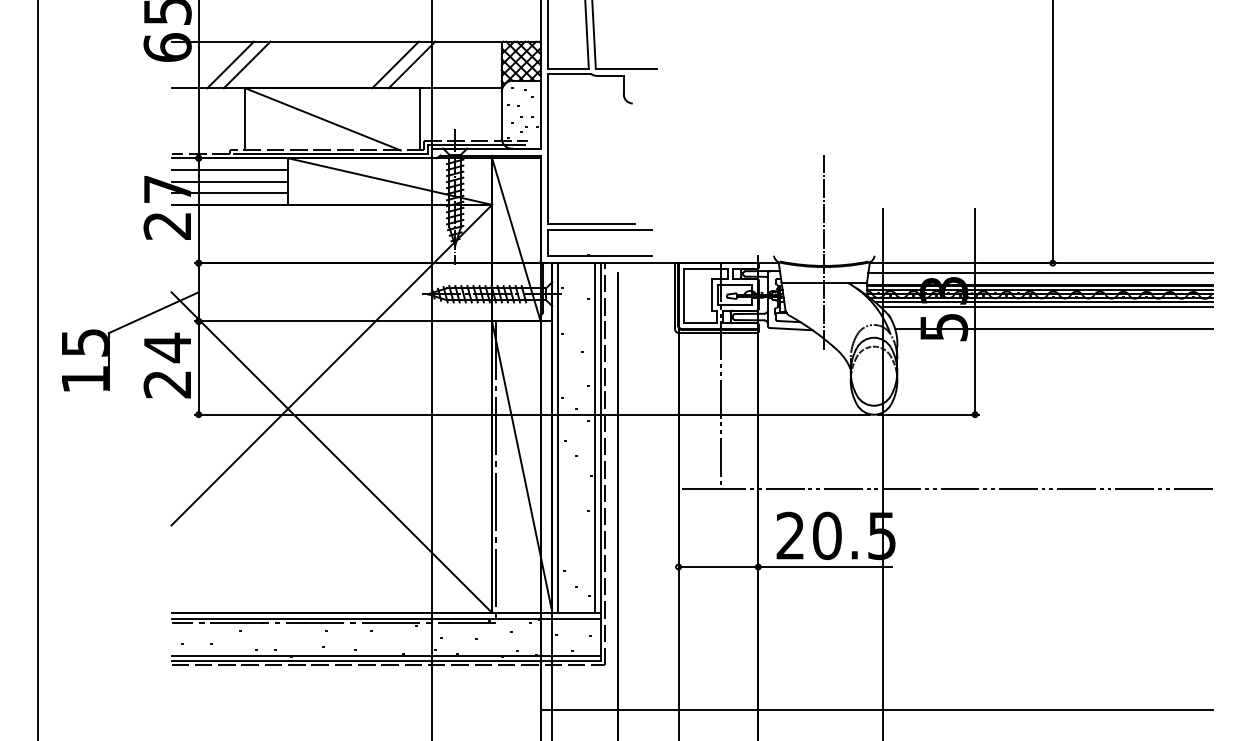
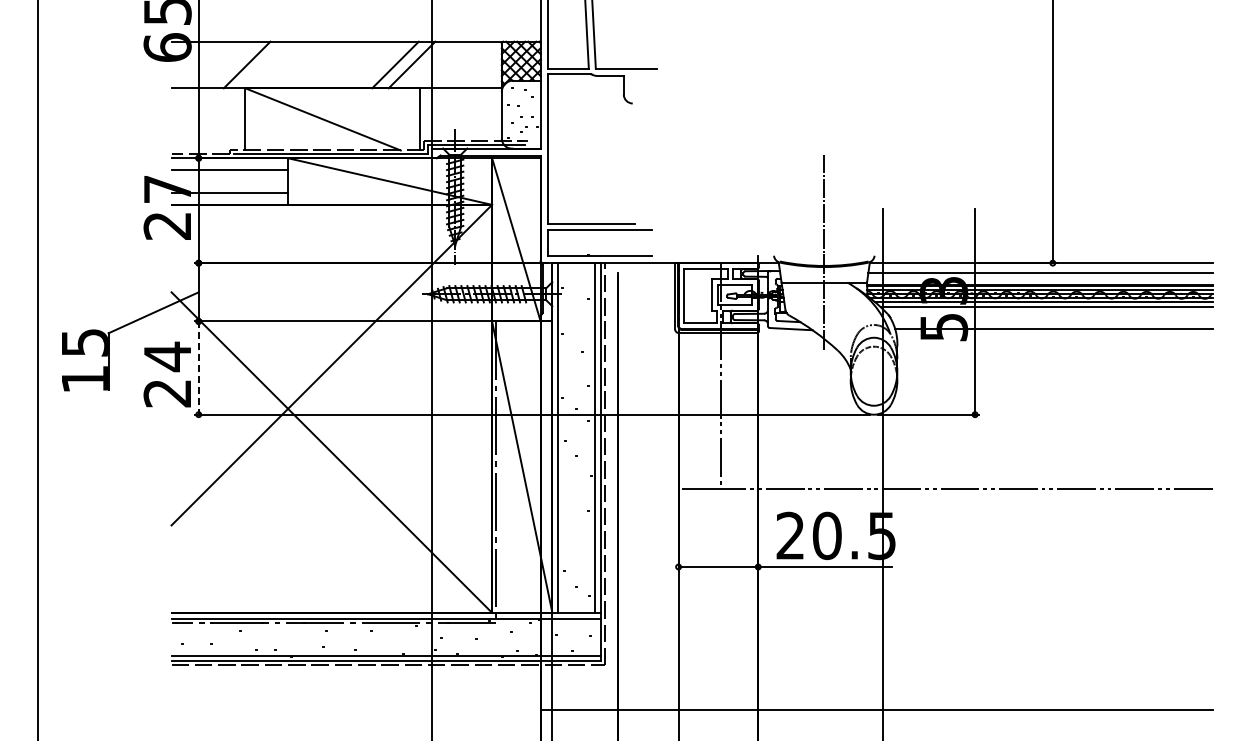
line: present -> none (230, 64)
line: present -> none (229, 181)
text position: (166, 365) -> (166, 374) (166, 374)
line: solid -> dashed (198, 368)
